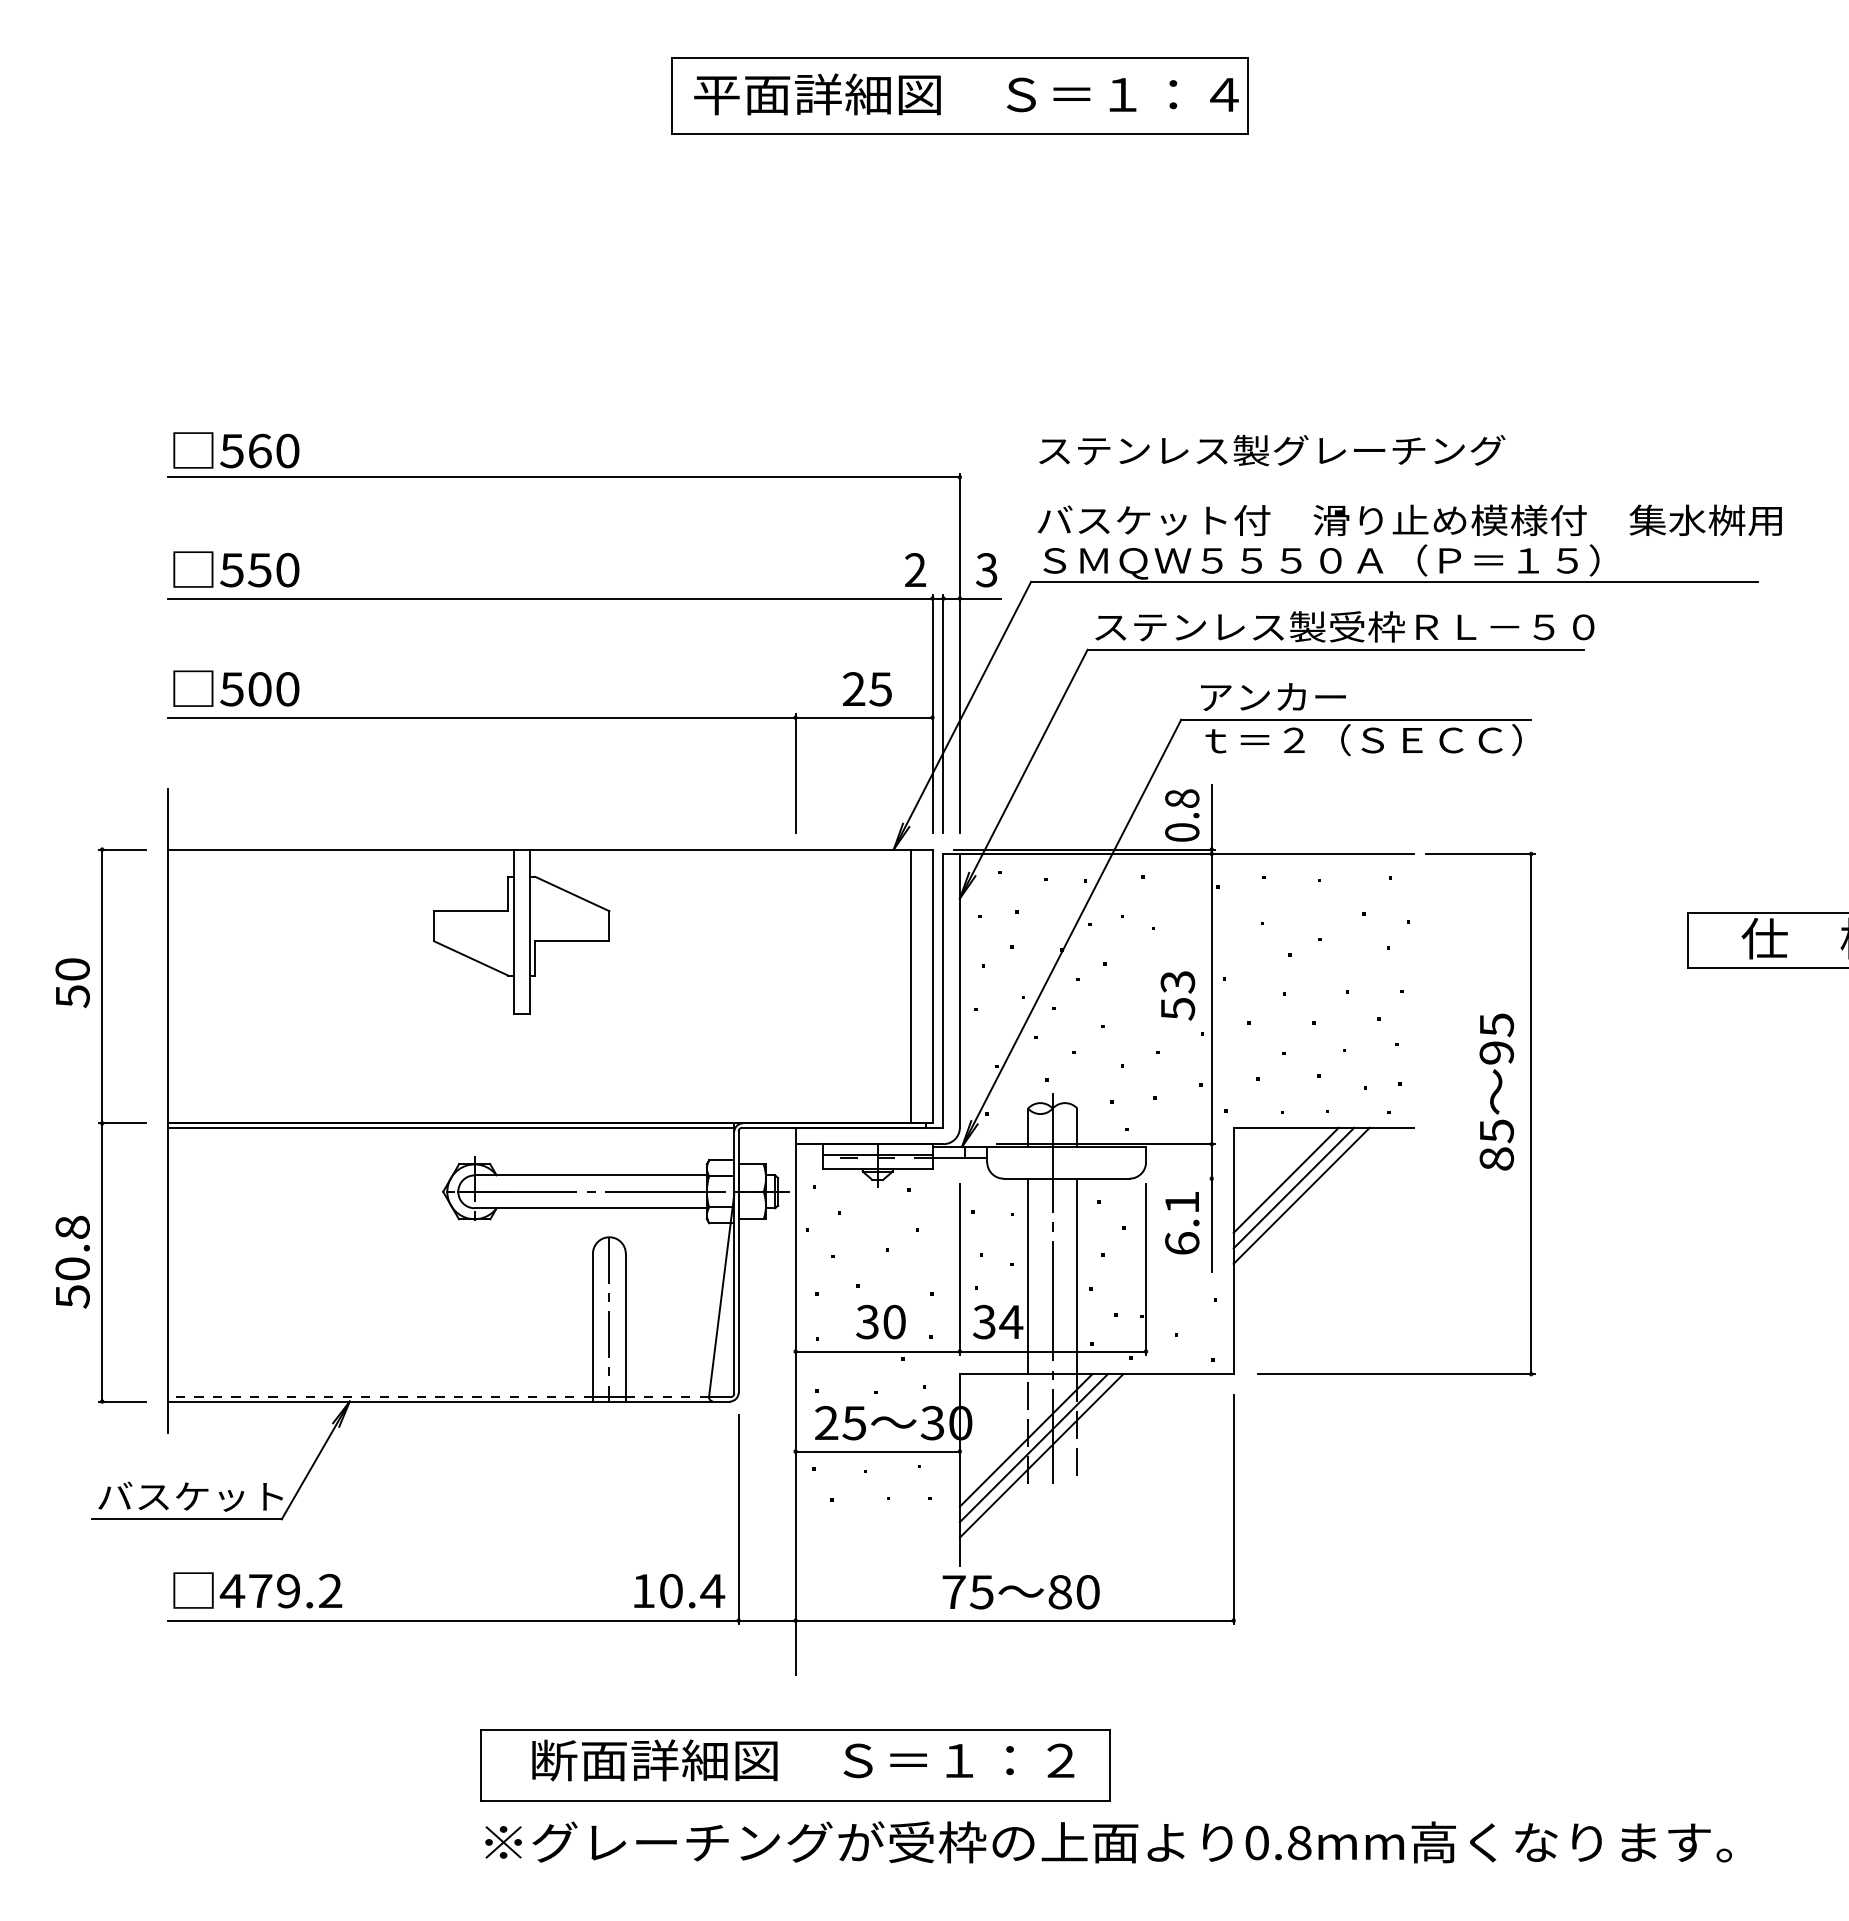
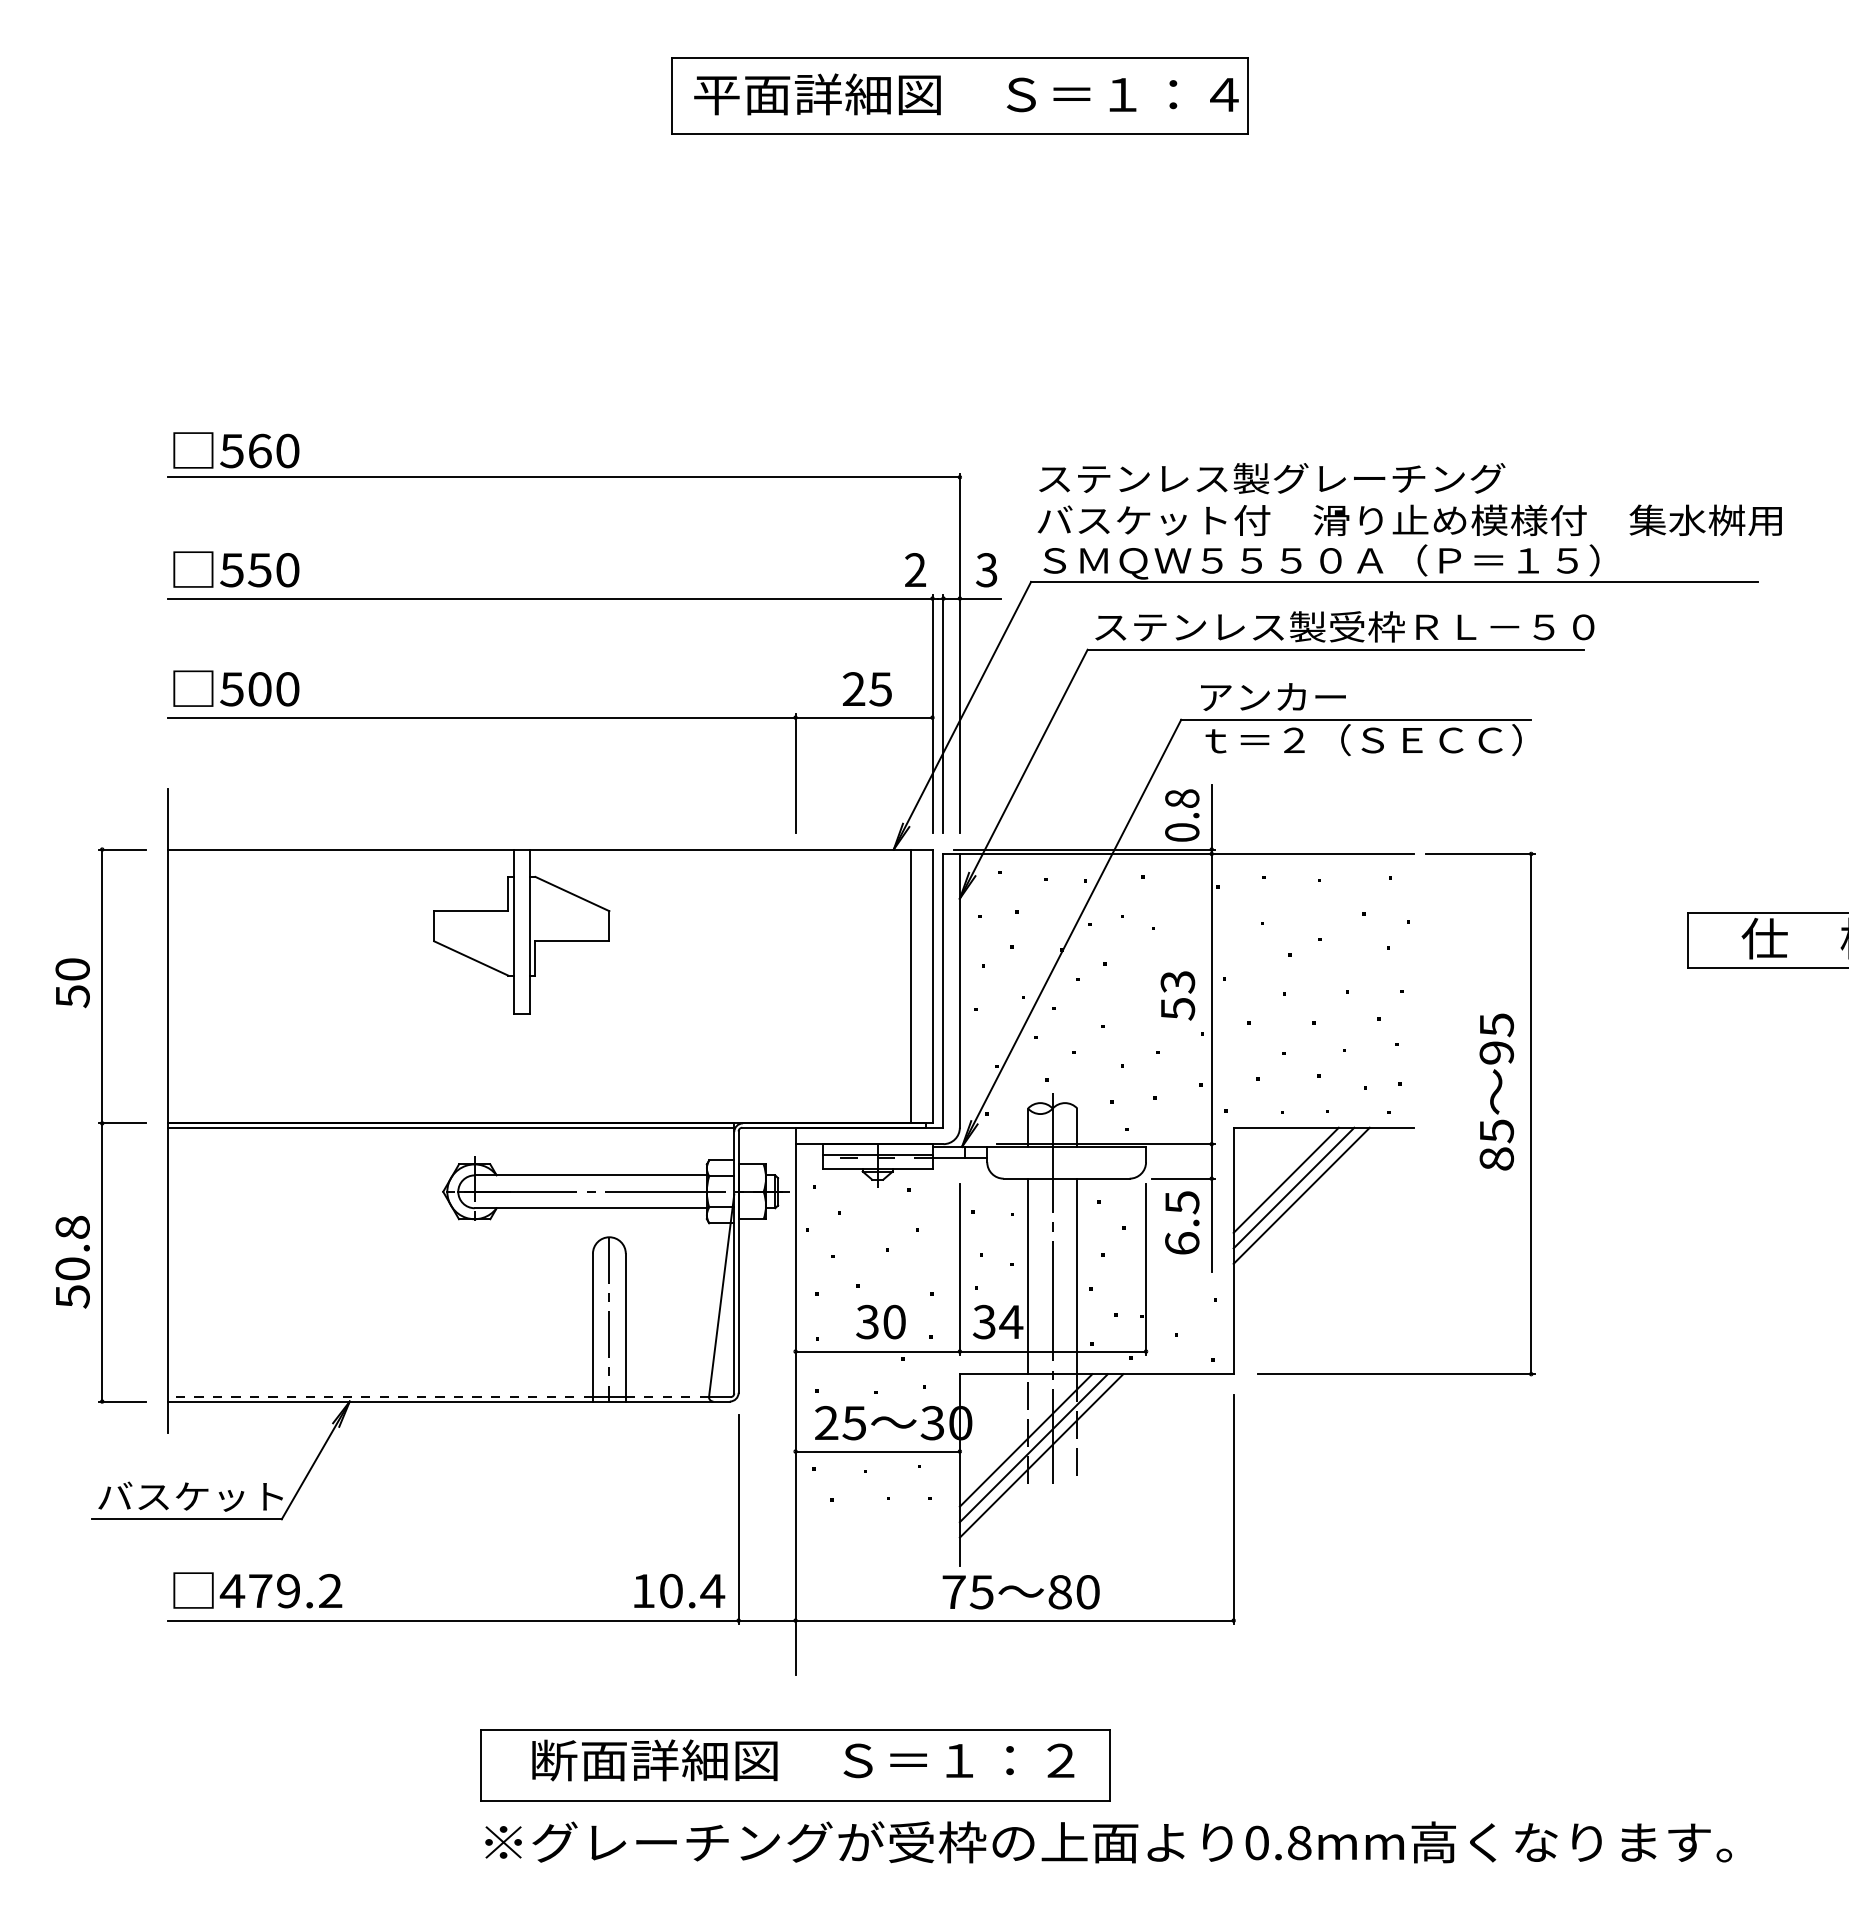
text position: (1272, 450) -> (1272, 478) (1272, 478)
line: none -> present (1183, 1178)
text: 6.1 -> 6.5 (1182, 1202)
